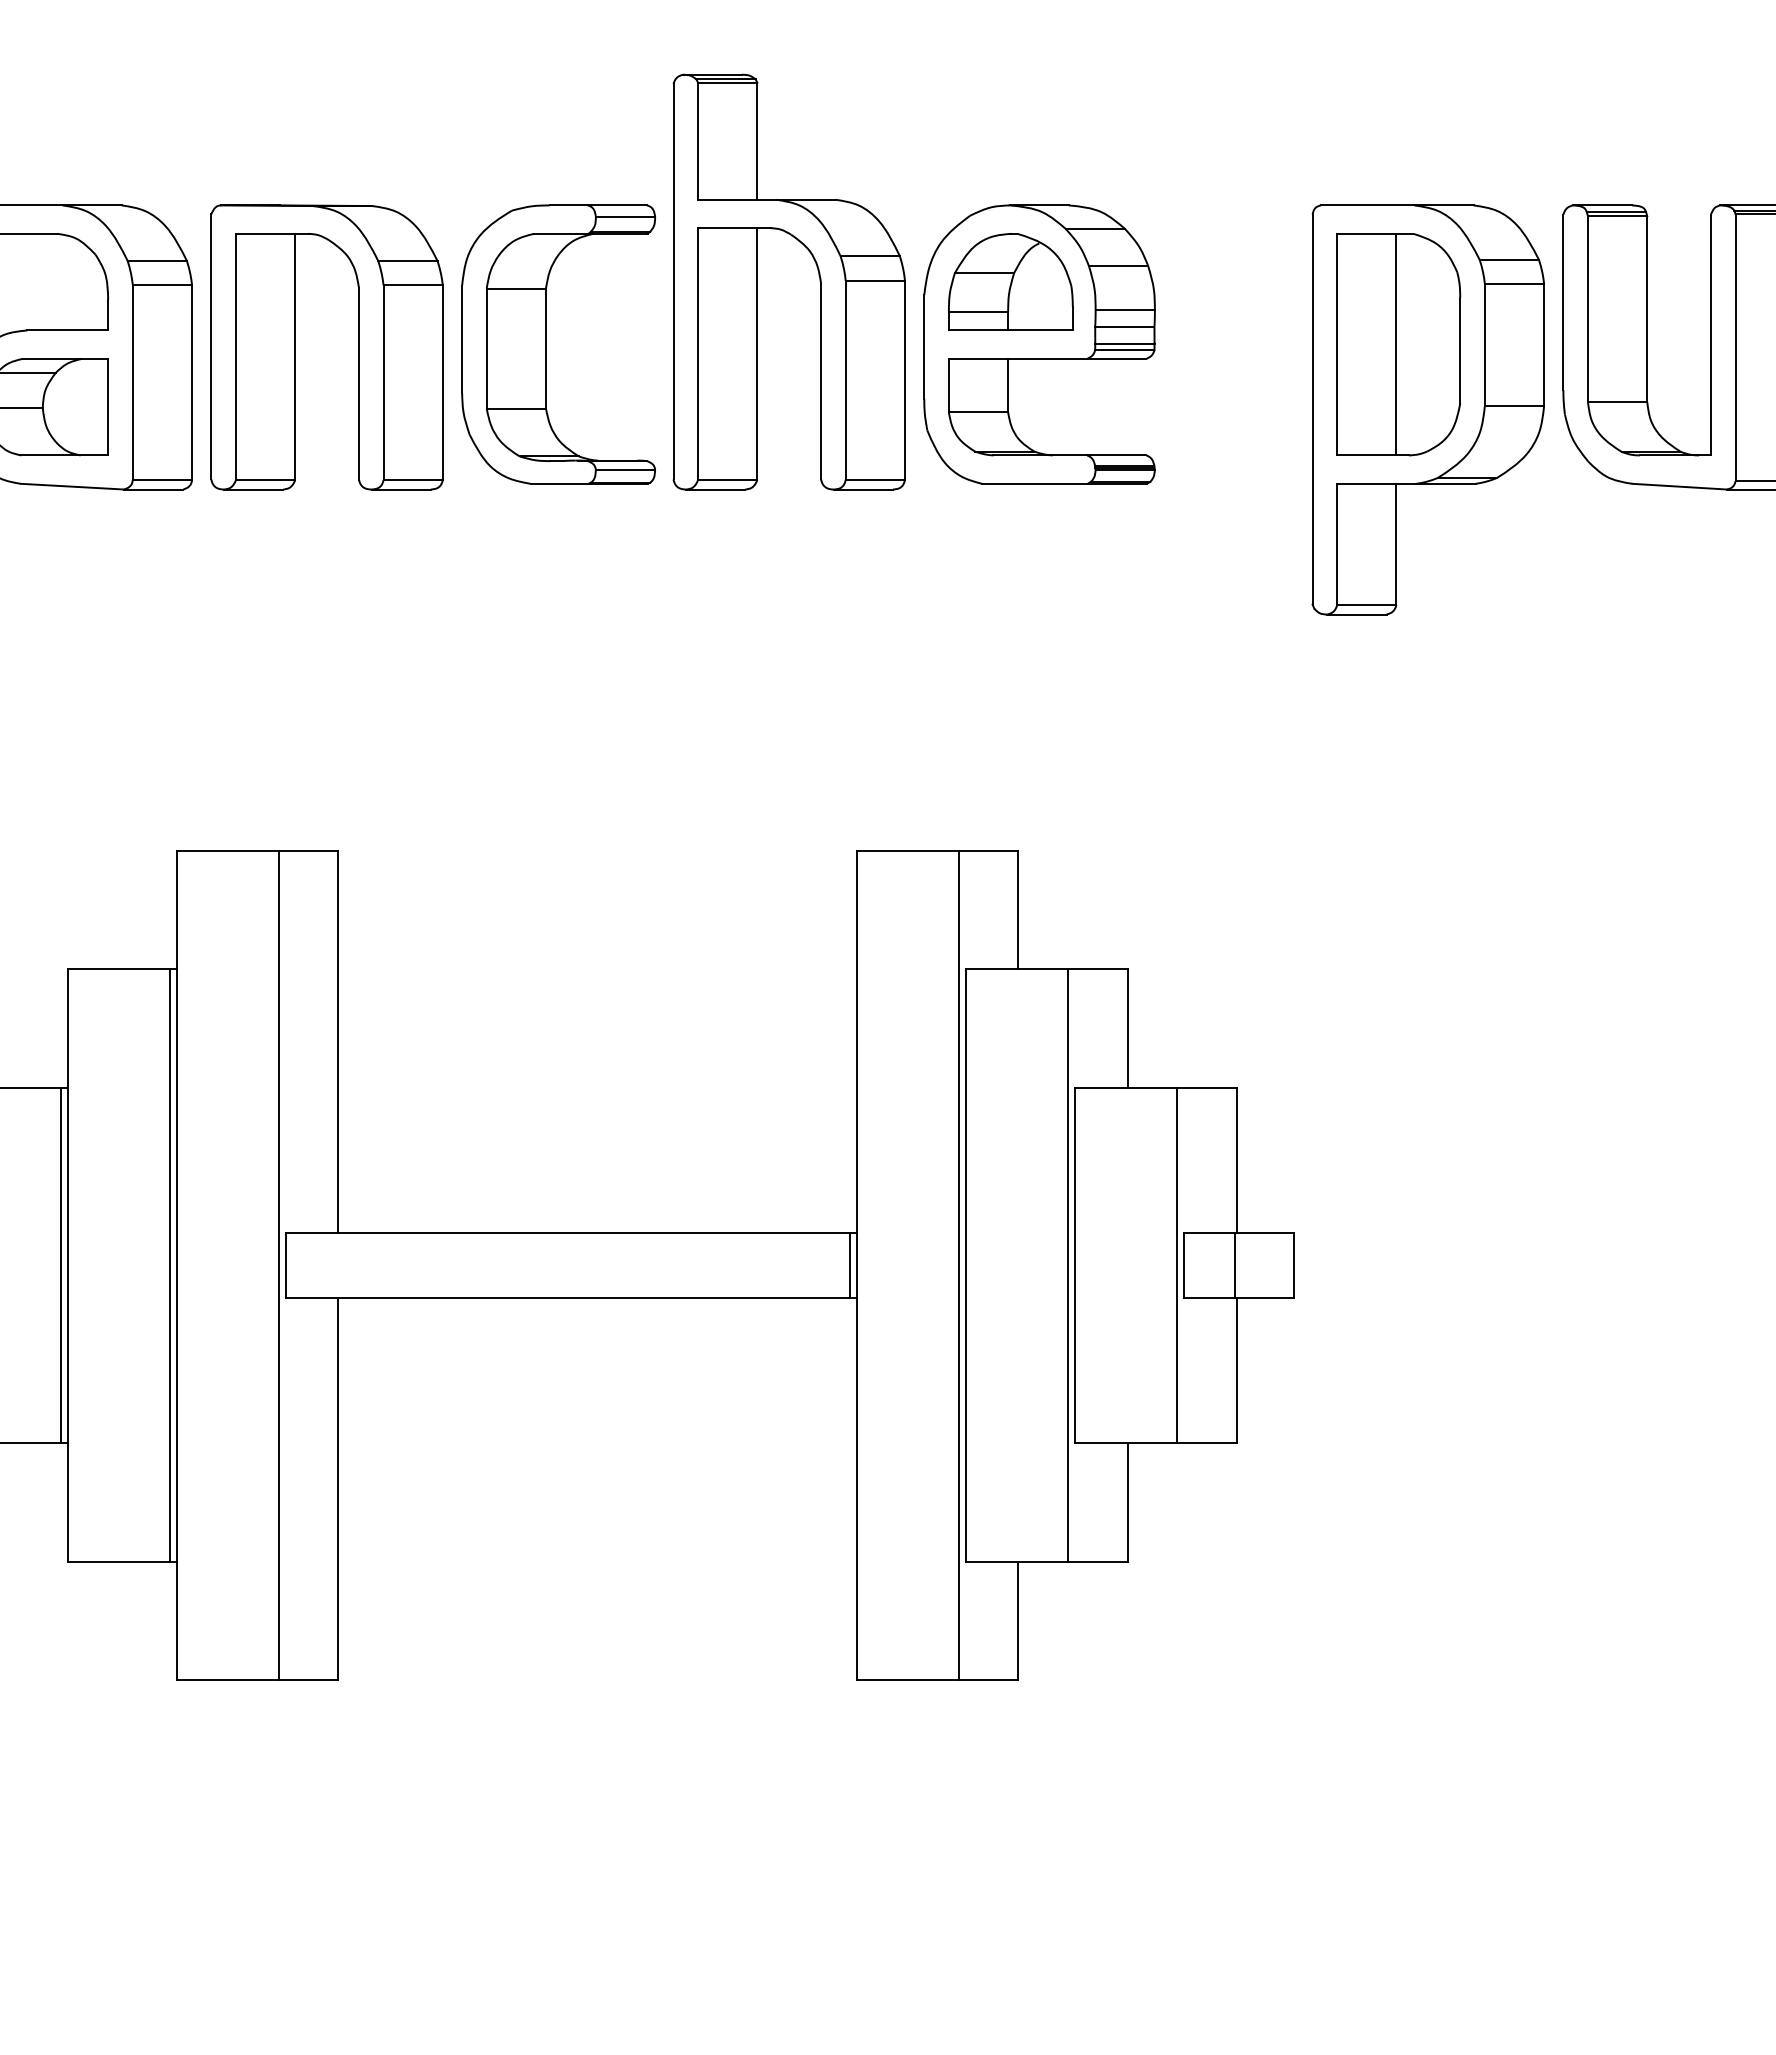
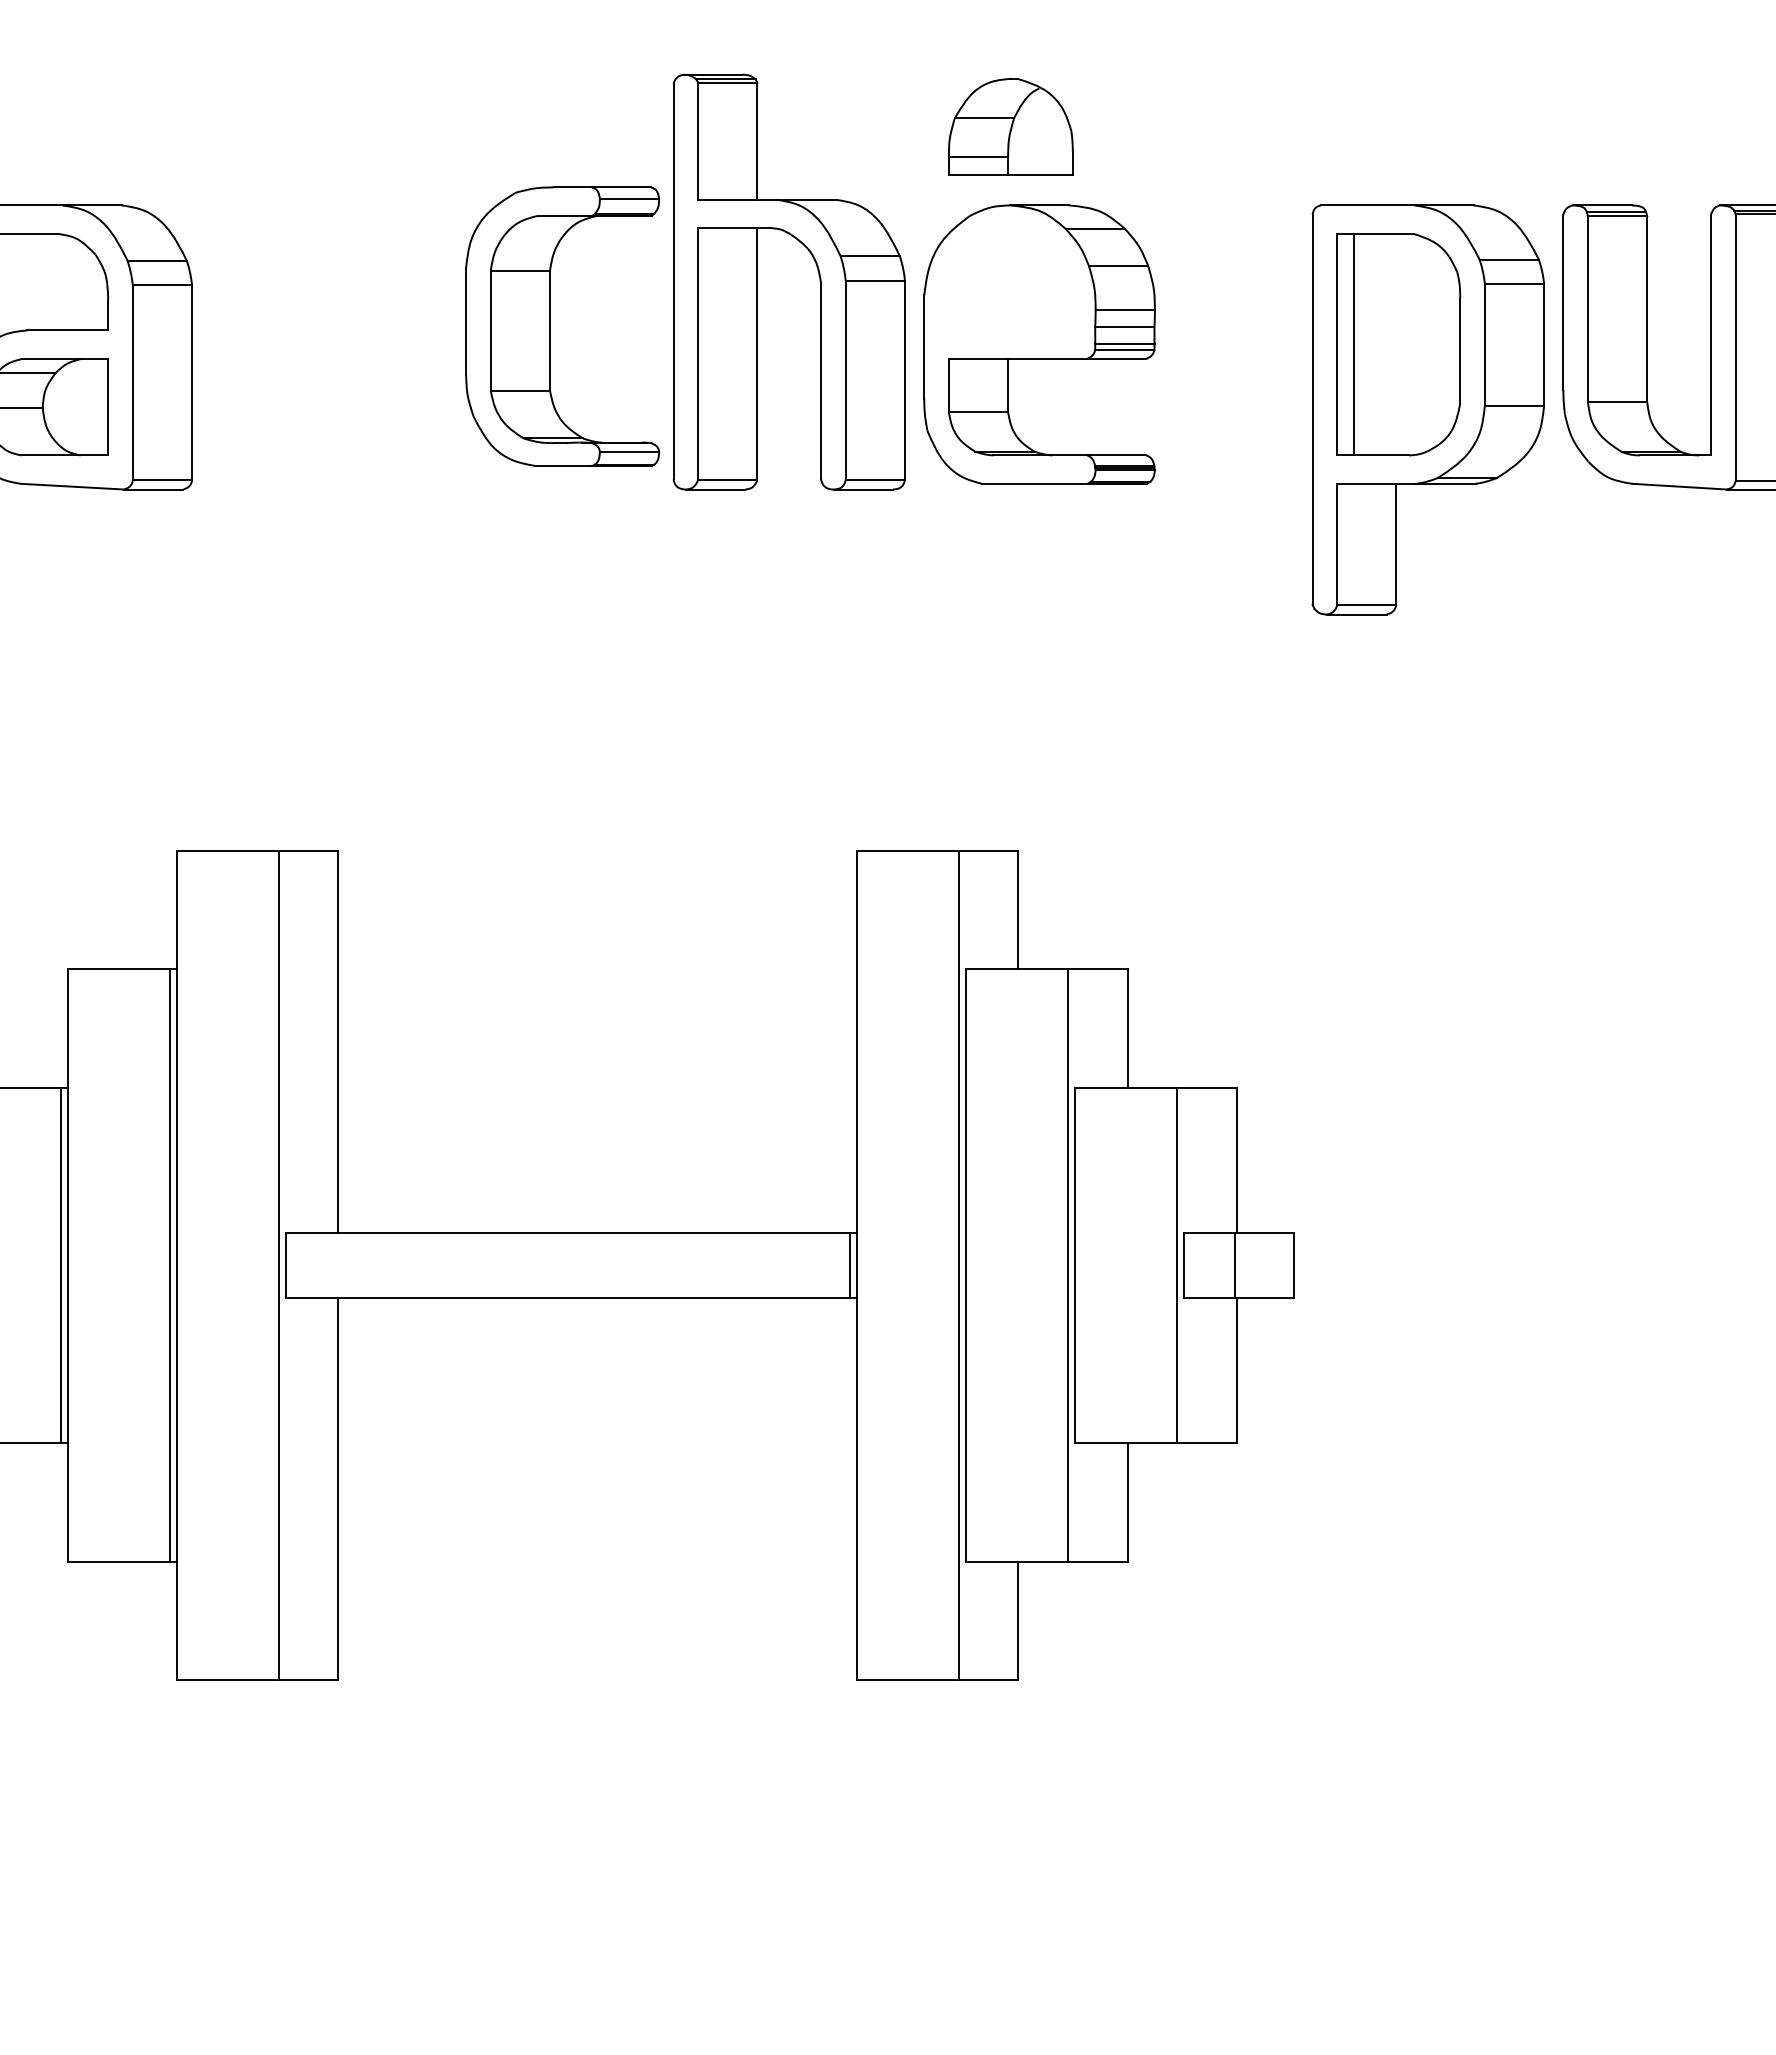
part position: (1010, 281) -> (1010, 126) (1010, 126)
part position: (546, 344) -> (550, 326) (550, 326)
line position: (1396, 344) -> (1354, 344) (1354, 344)
part: present -> none (295, 347)
